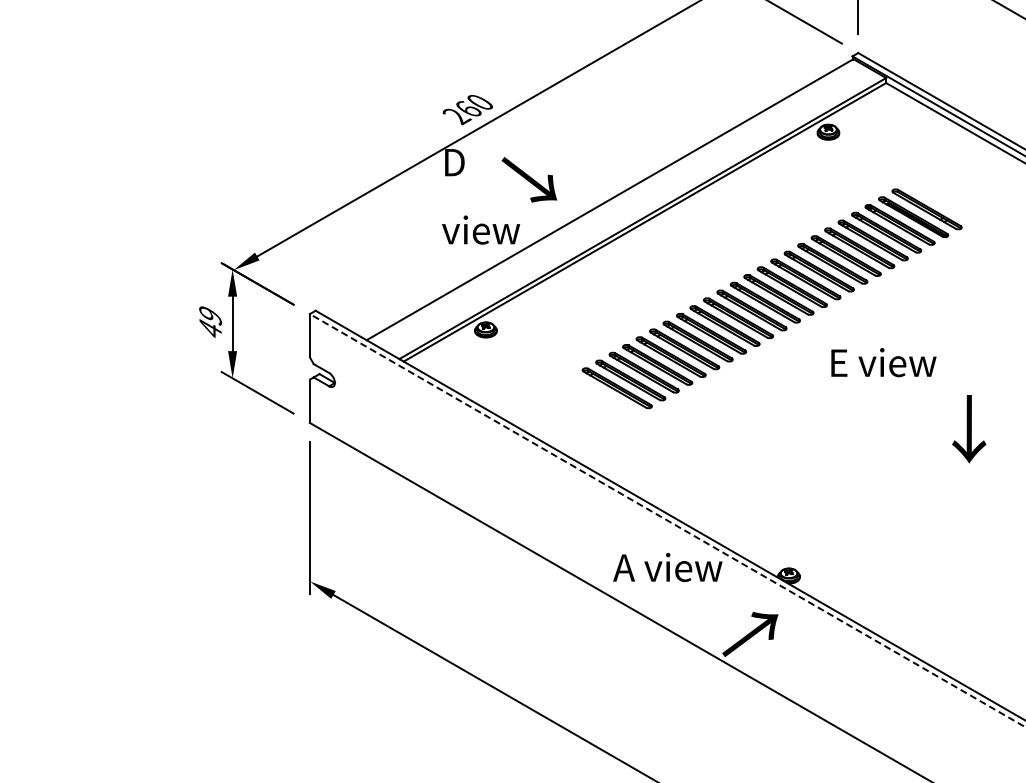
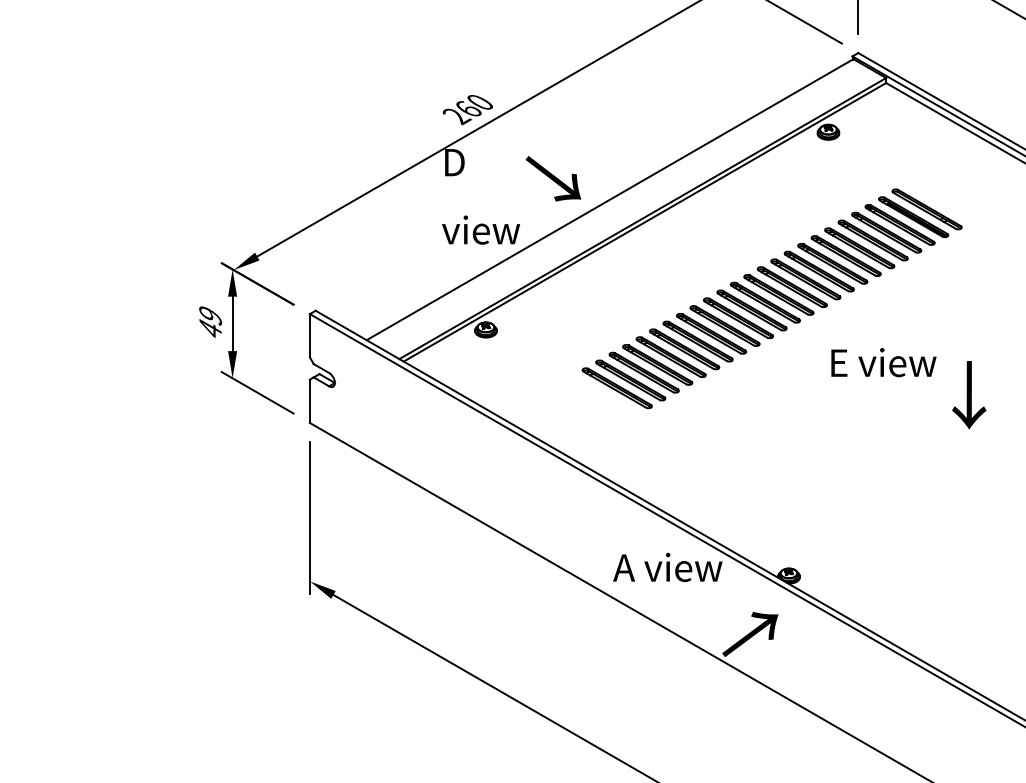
text position: (529, 179) -> (553, 178) (553, 178)
text position: (969, 429) -> (969, 395) (969, 395)
line: dashed -> solid (667, 520)
